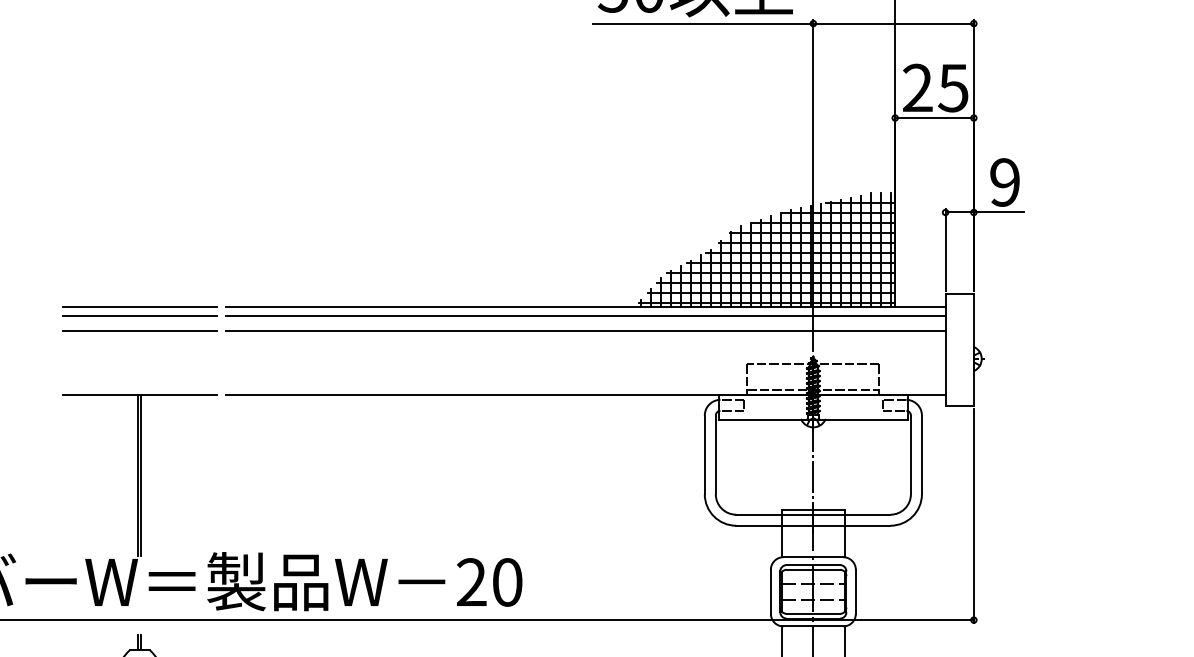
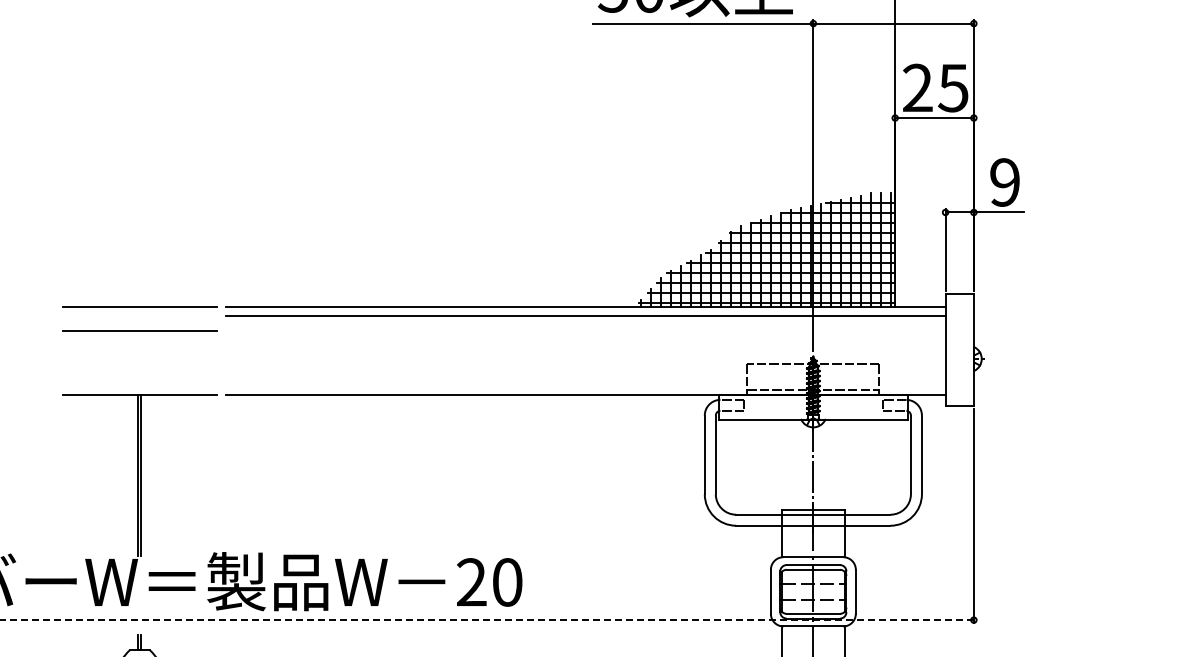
line: present -> none (139, 315)
line: present -> none (585, 331)
line: solid -> dashed (487, 620)
